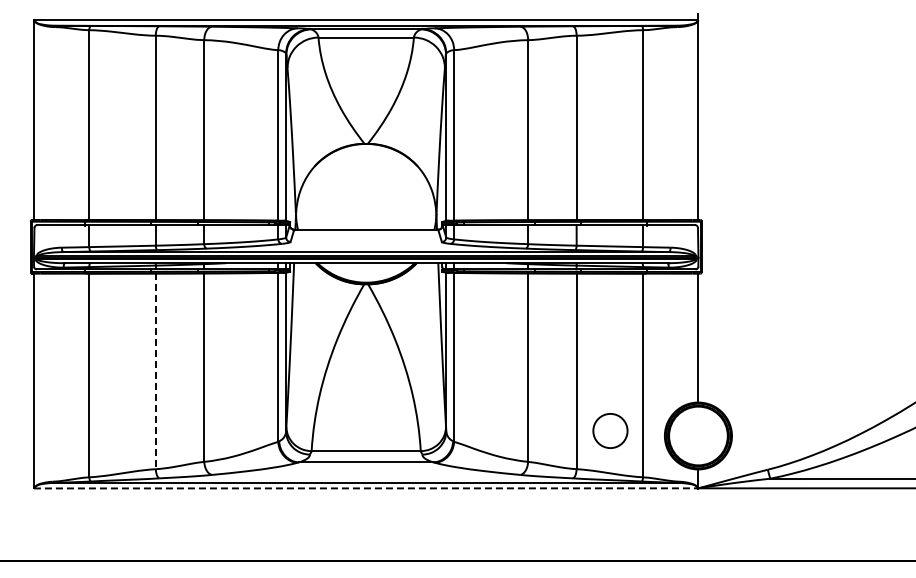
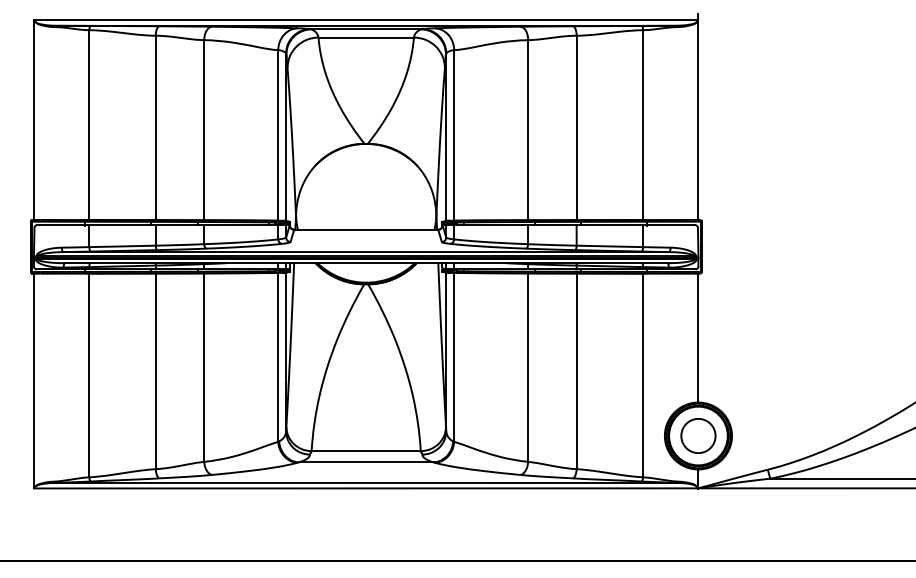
line: dashed -> solid (155, 371)
circle position: (610, 430) -> (698, 435) (698, 435)
line: dashed -> solid (366, 488)
